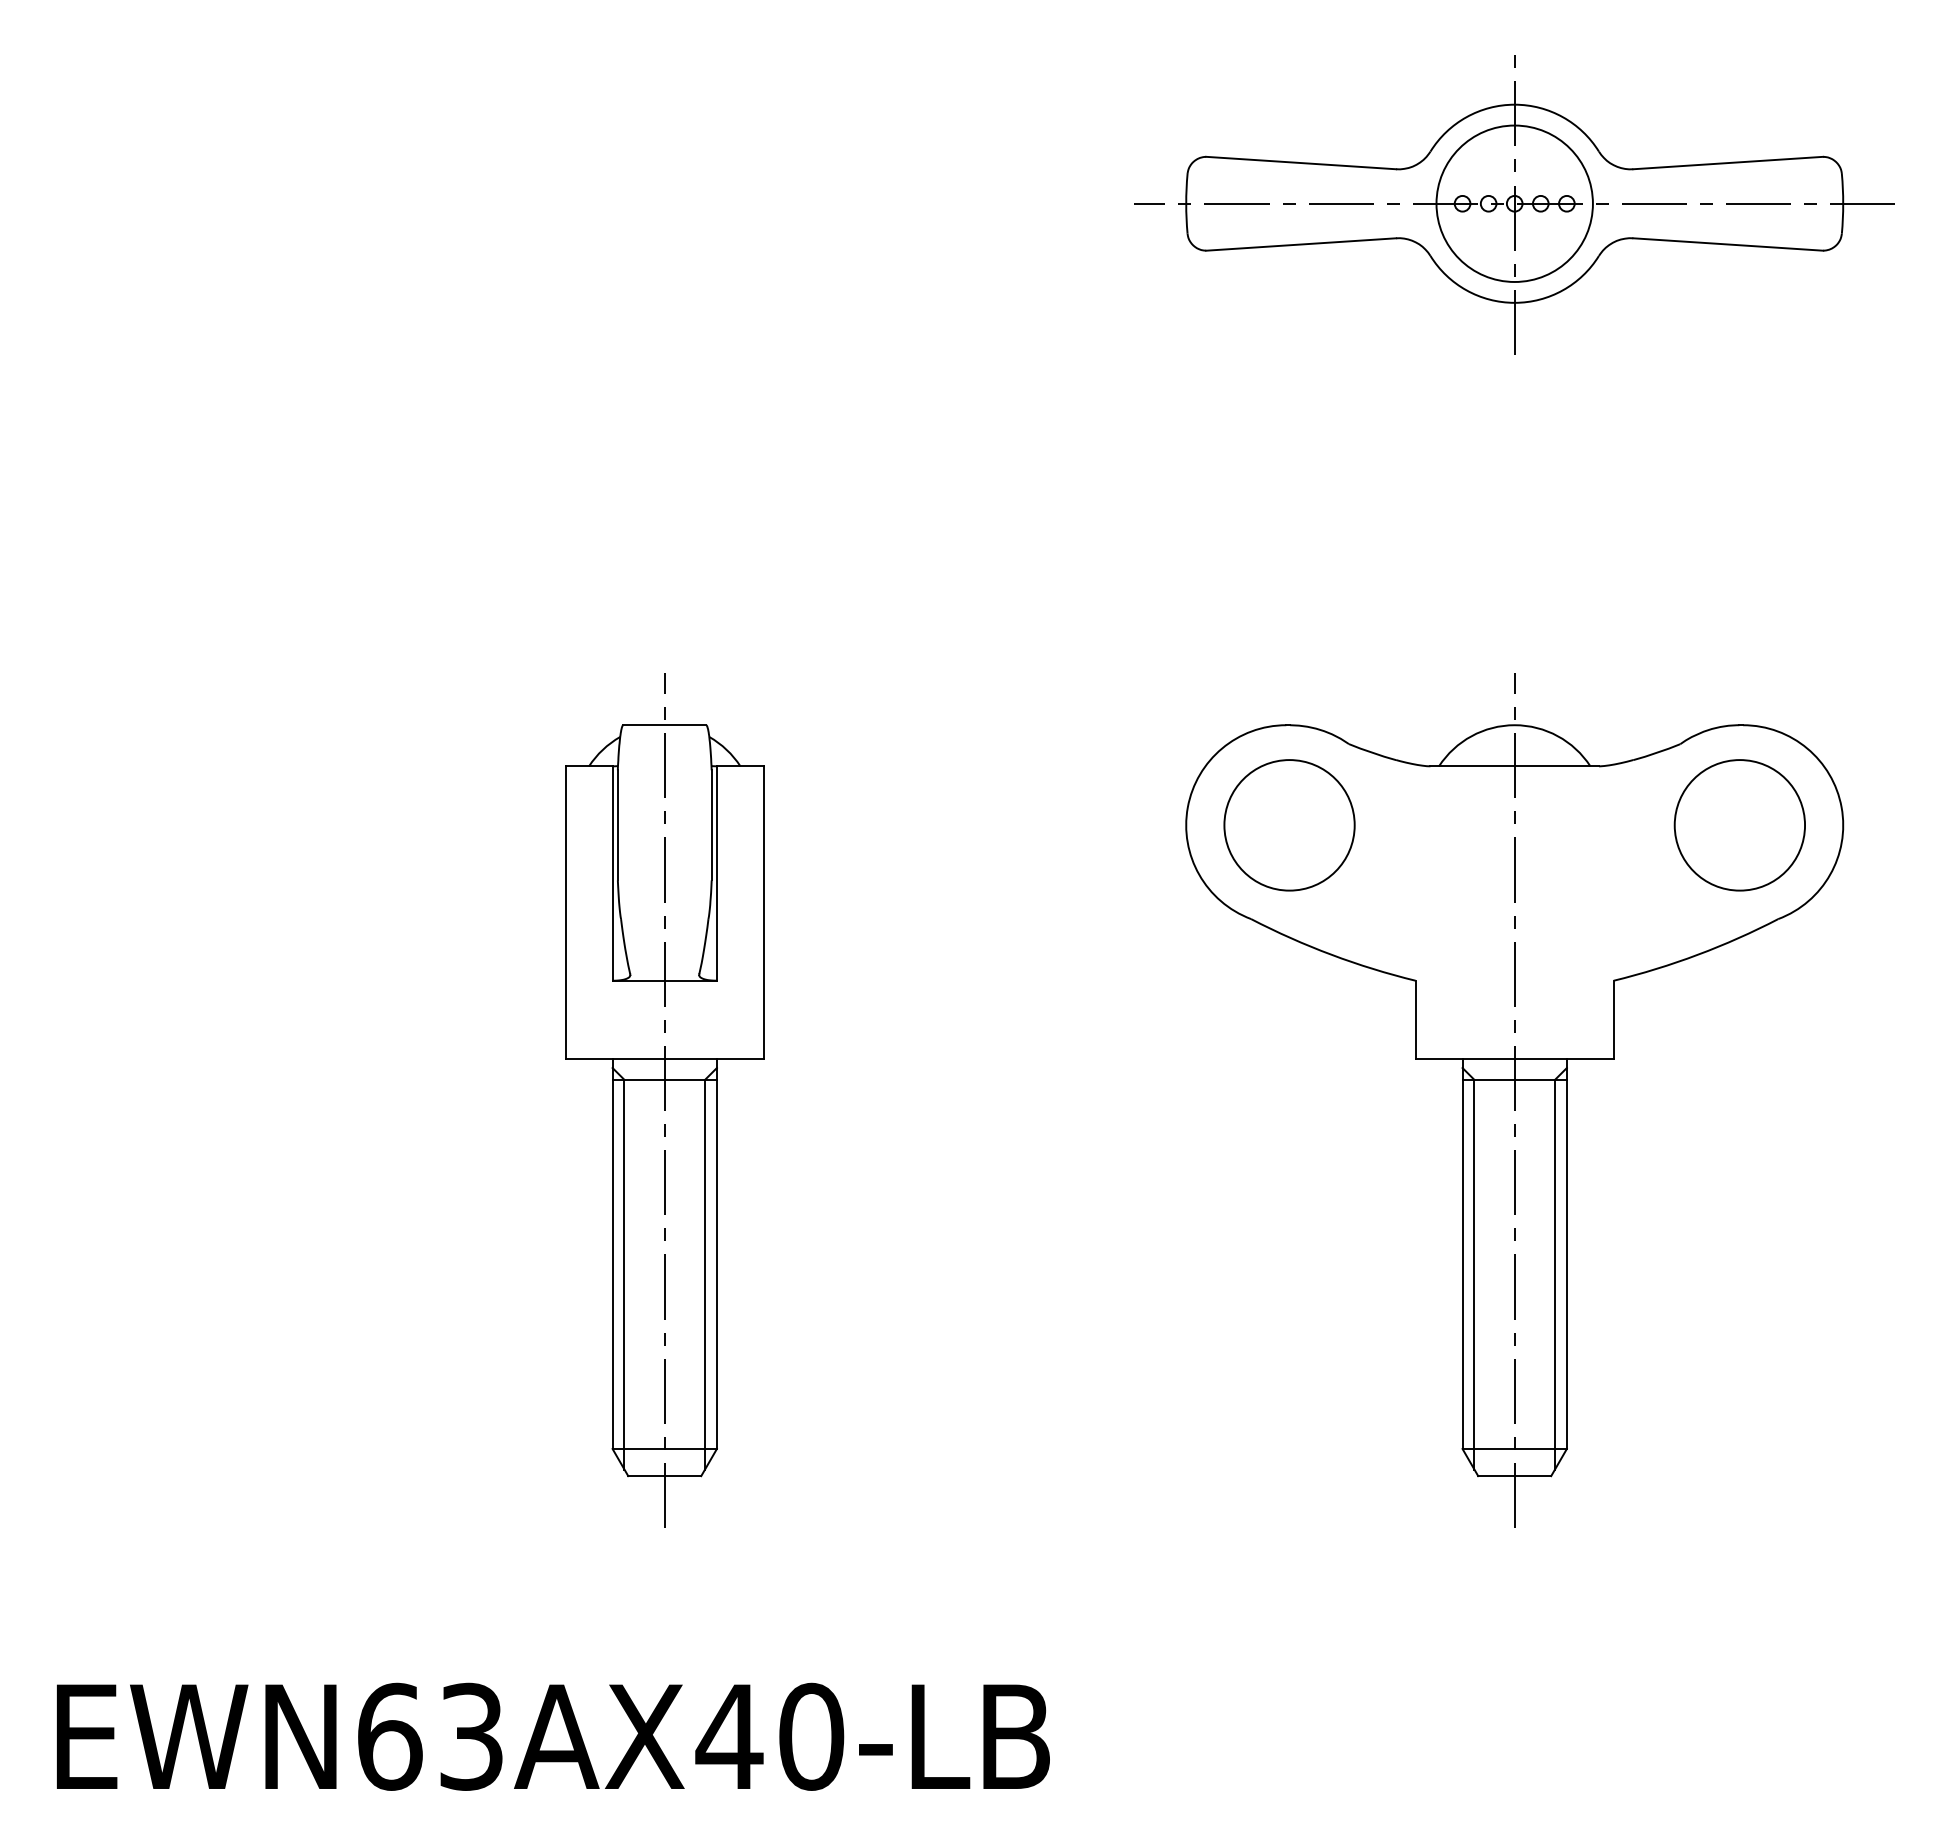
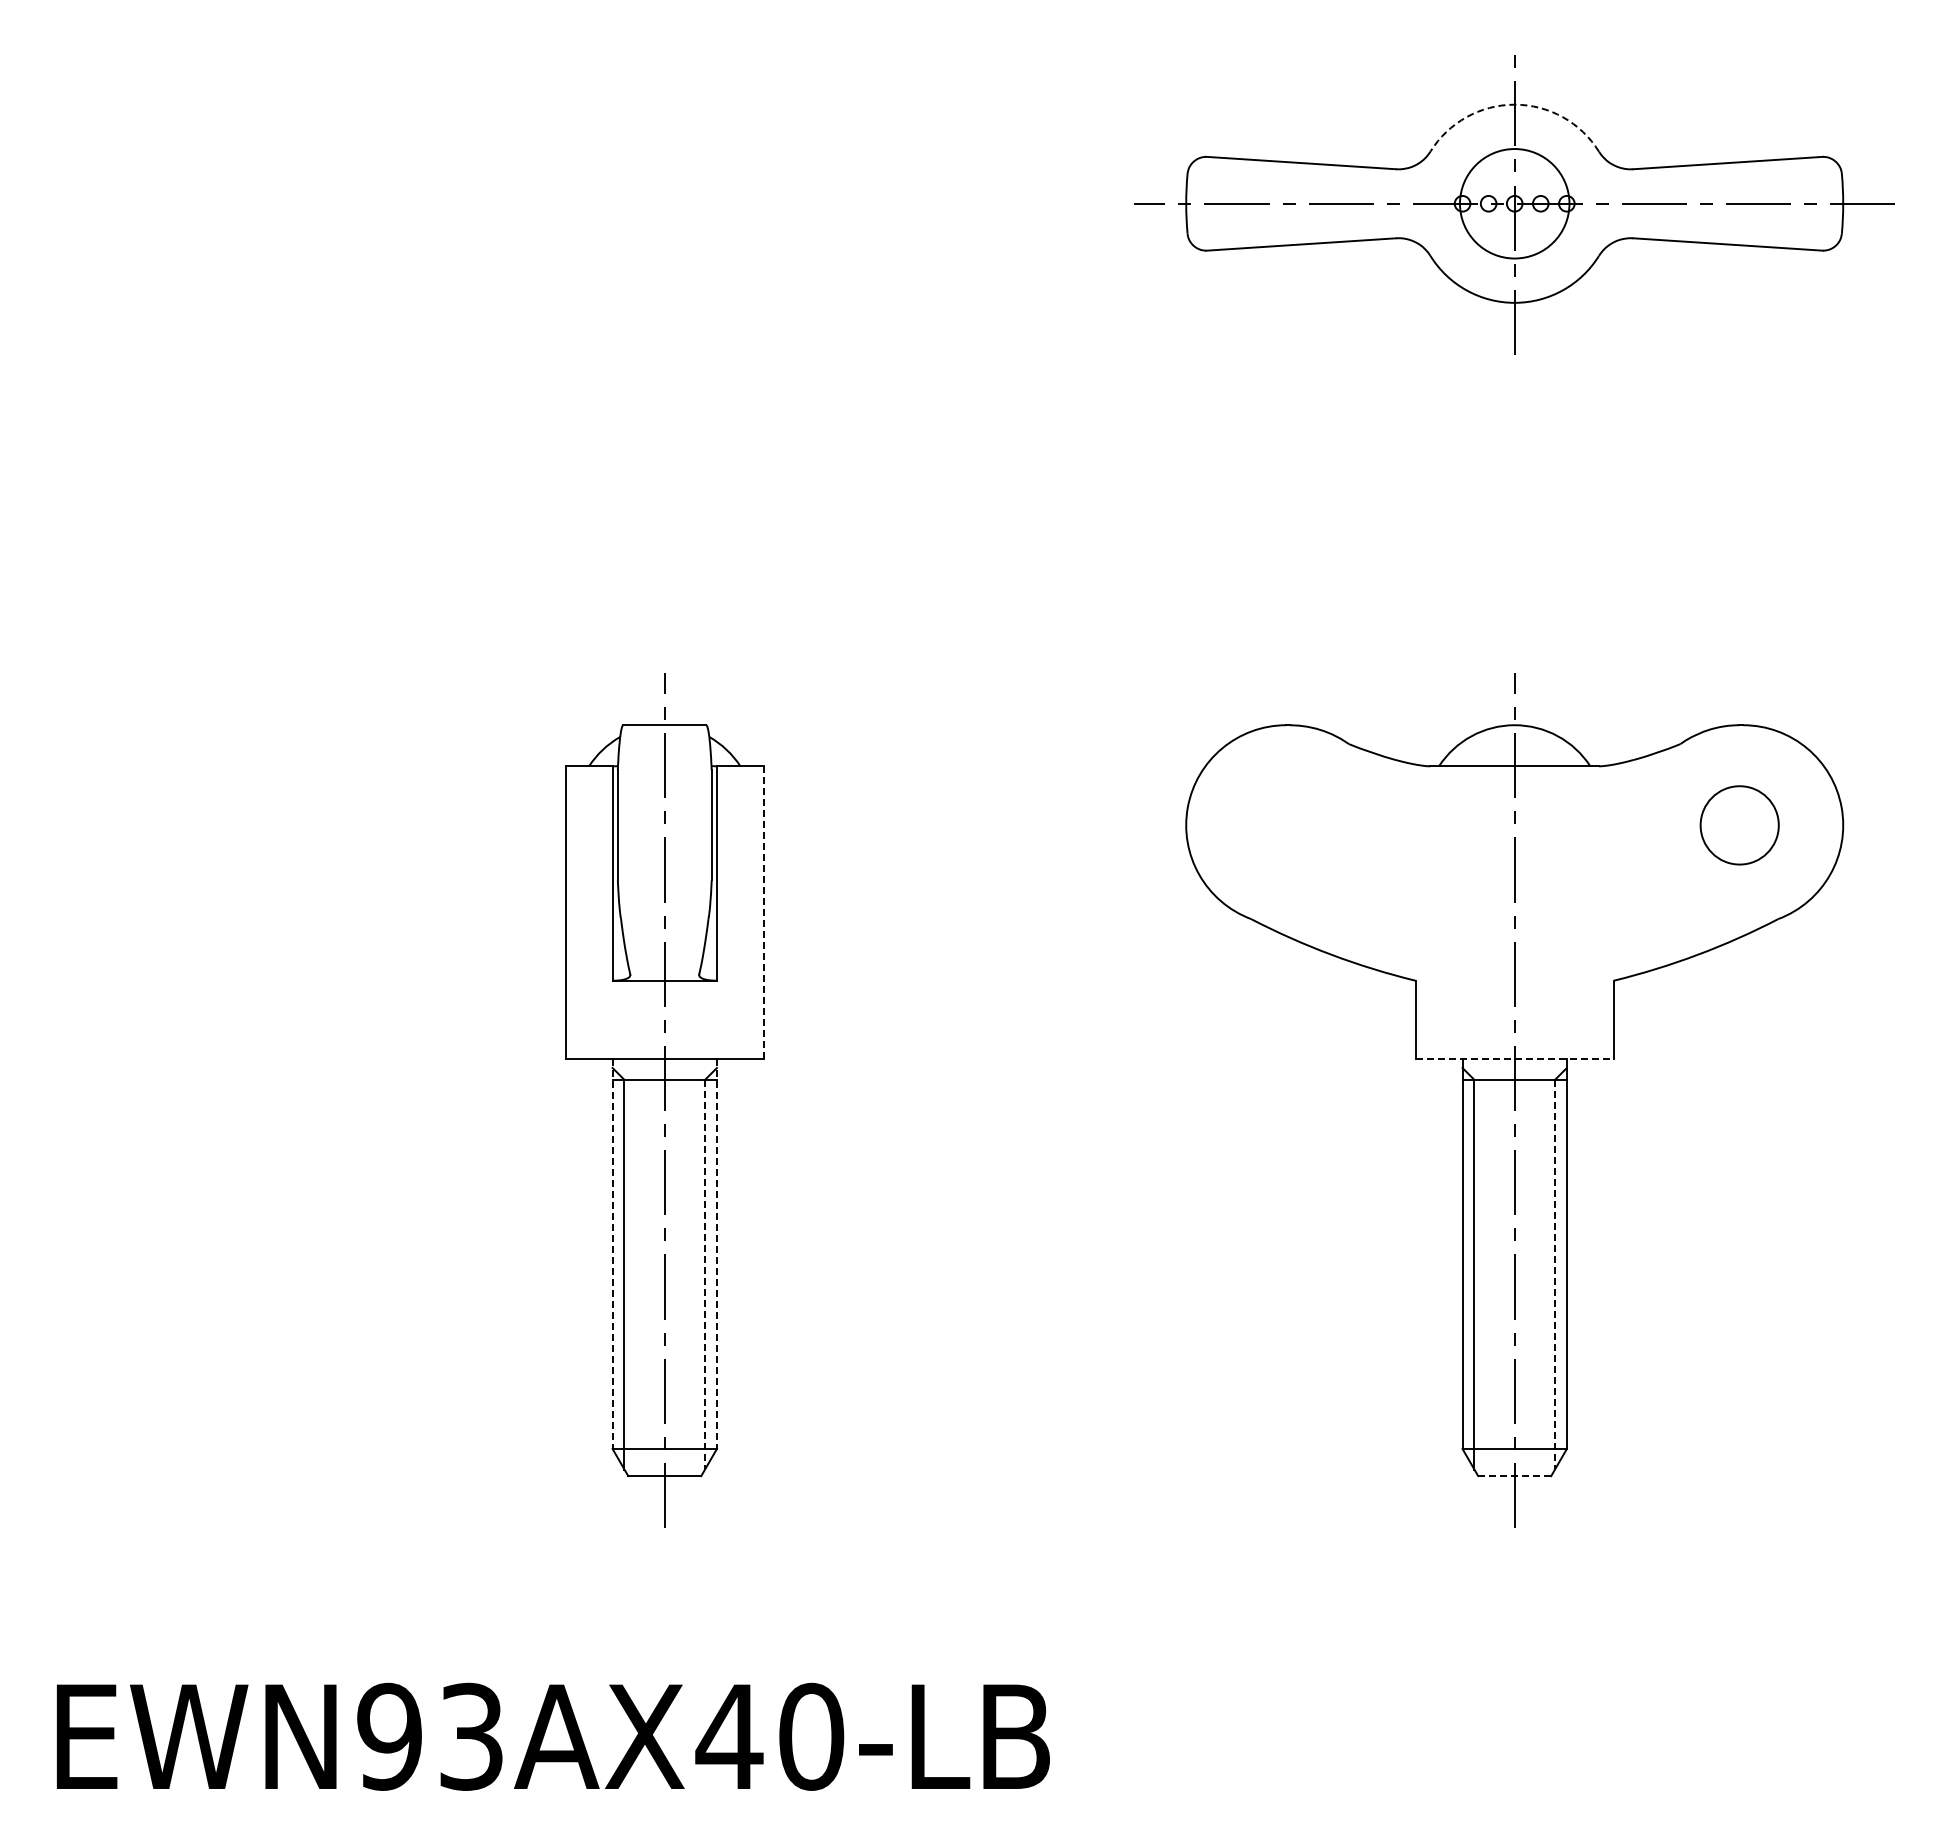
arc: solid -> dashed (1514, 104)
circle diameter: 156 px -> 110 px (1514, 203)
part: present -> none (1289, 825)
part size: 133x133 px -> 81x81 px (1739, 825)
line: solid -> dashed (763, 912)
line: solid -> dashed (1515, 1058)
line: solid -> dashed (612, 1254)
line: solid -> dashed (716, 1254)
line: solid -> dashed (705, 1274)
line: solid -> dashed (1555, 1274)
line: solid -> dashed (1514, 1476)
text: EWN63AX40-LB -> EWN93AX40-LB (389, 1736)
